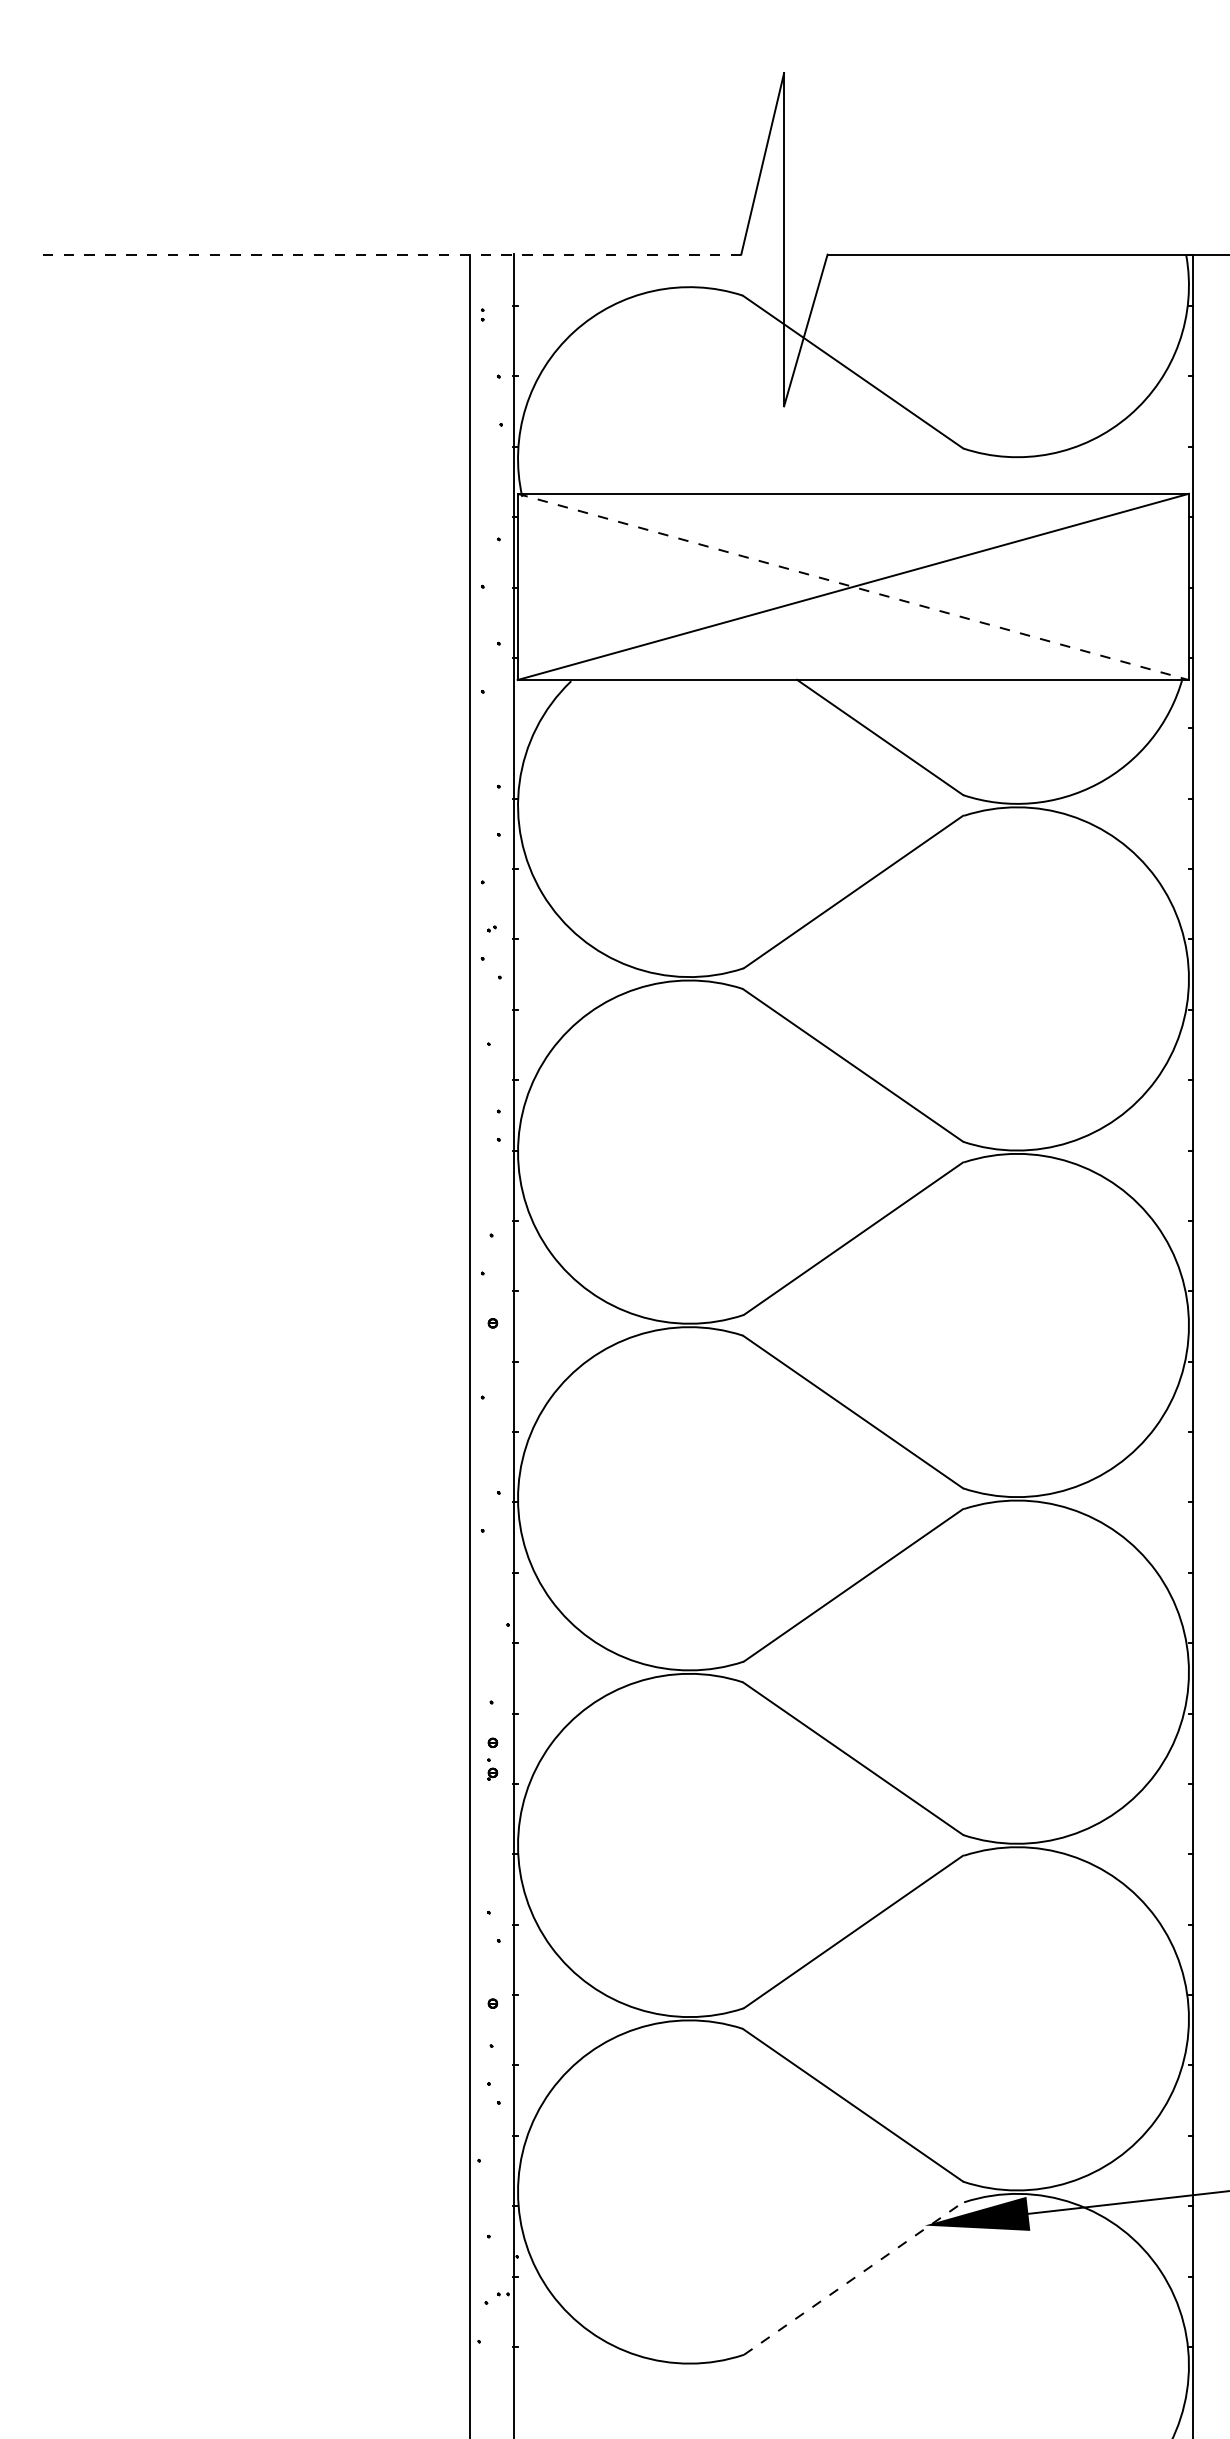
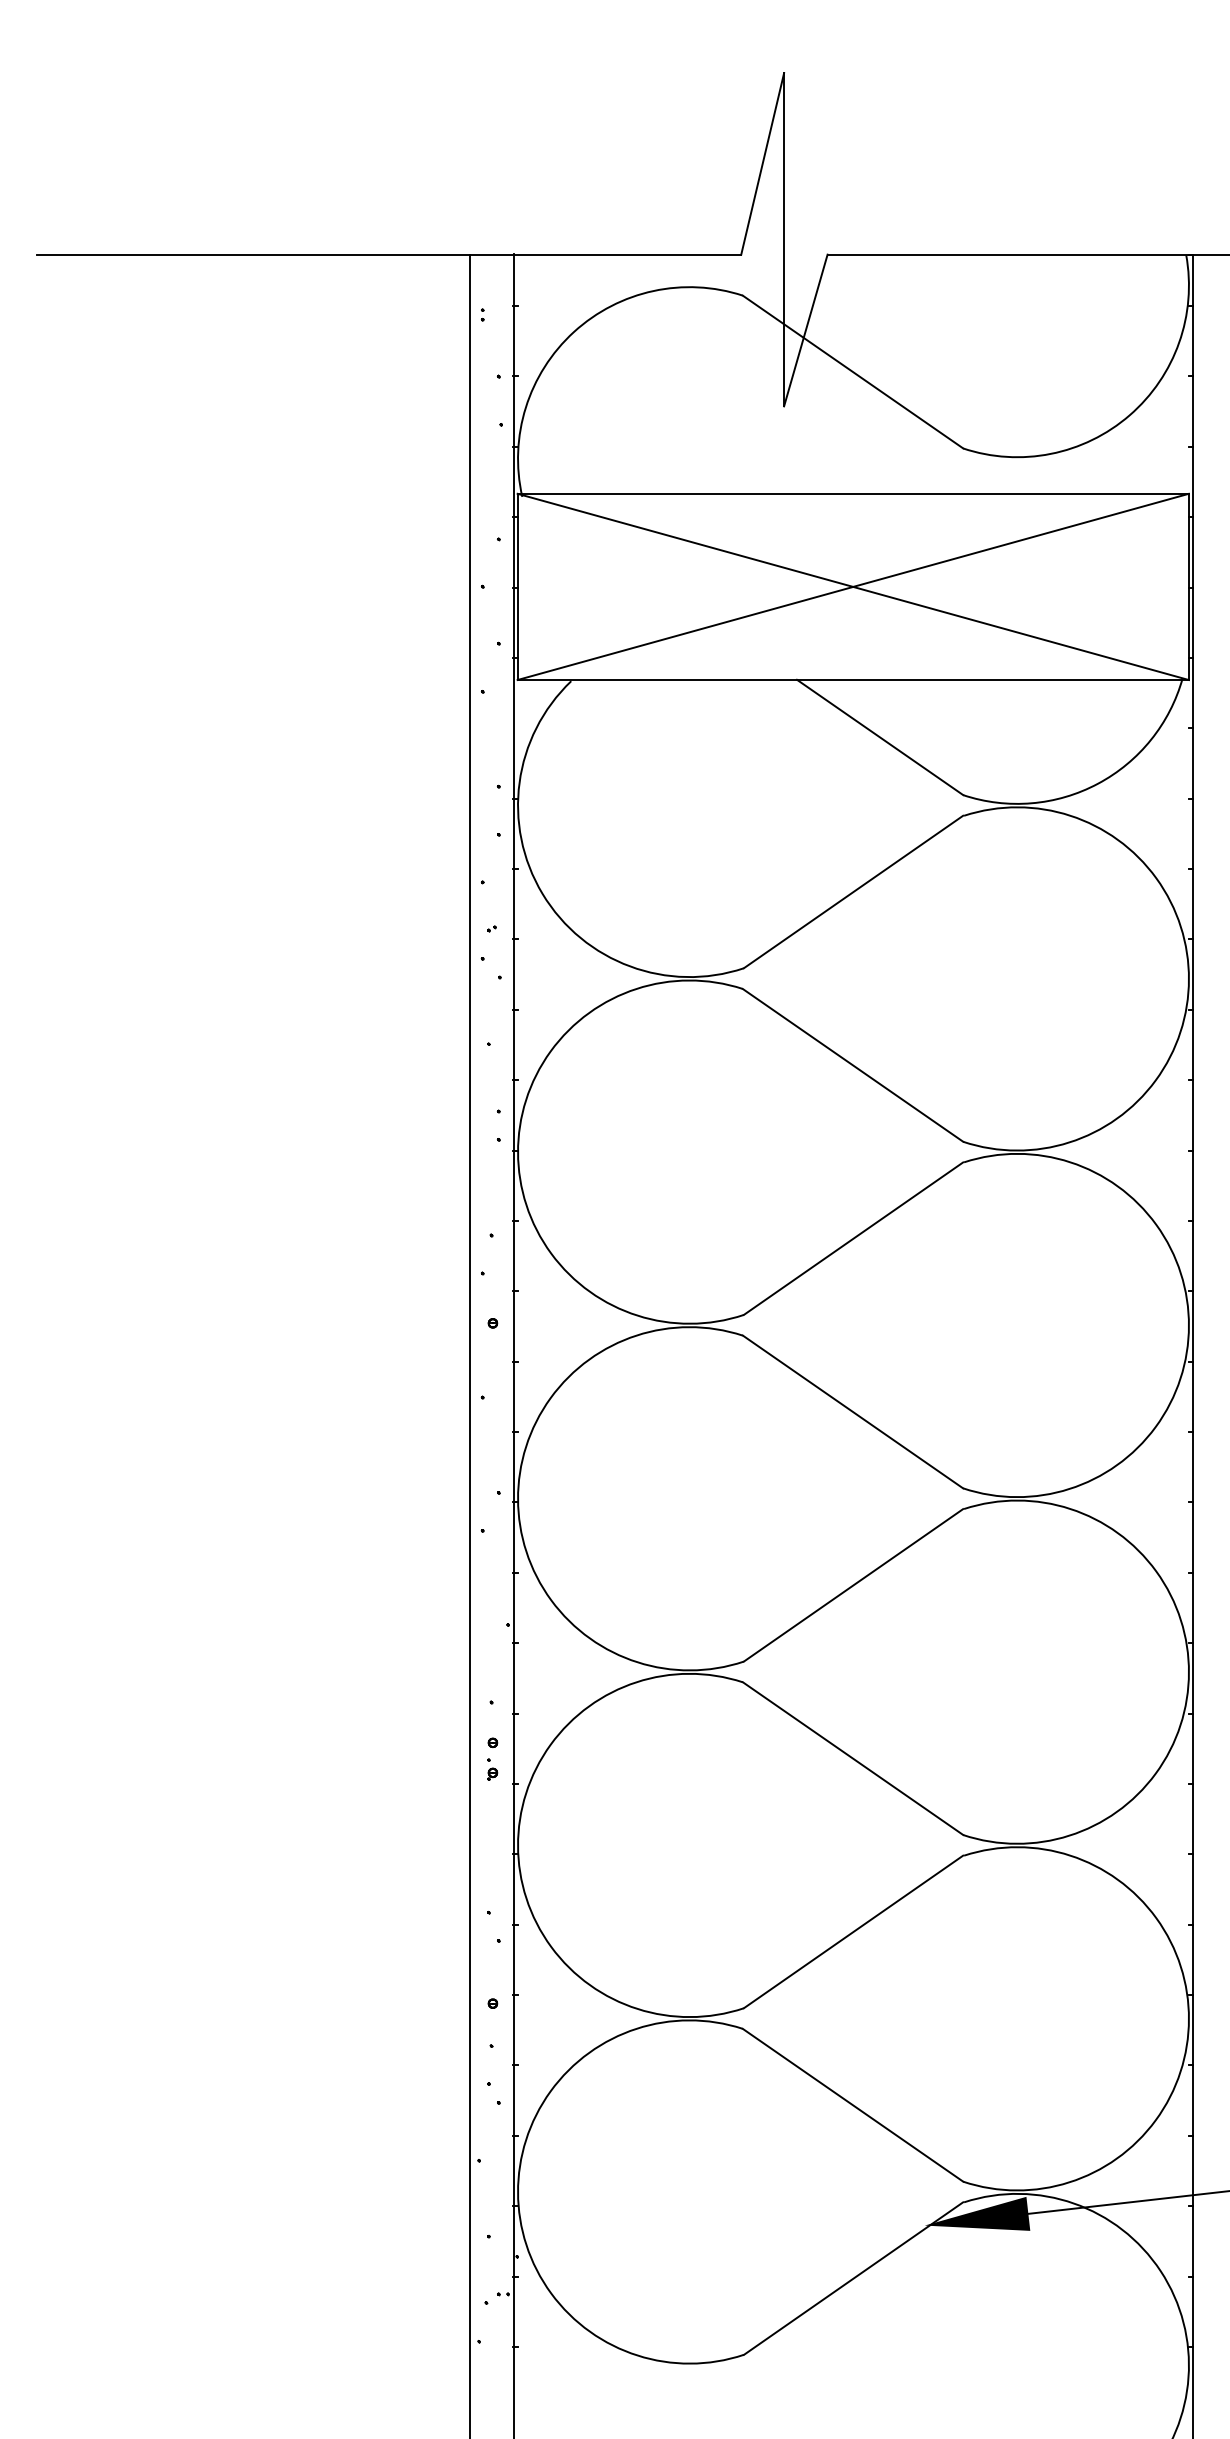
line: dashed -> solid (388, 254)
line: dashed -> solid (853, 587)
line: dashed -> solid (853, 2278)
